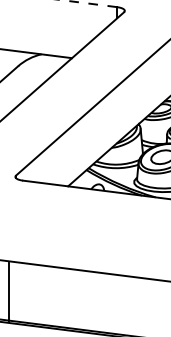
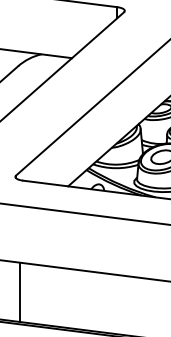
line: dashed -> solid (88, 3)
line: none -> present (84, 213)
line position: (8, 291) -> (19, 291) (19, 291)
